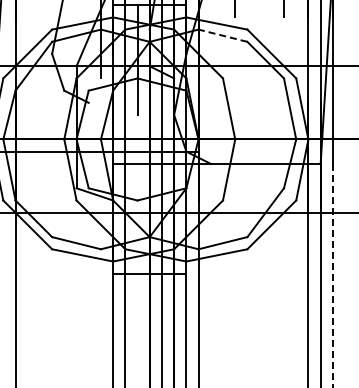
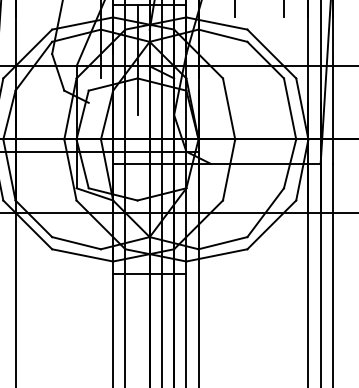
line: dashed -> solid (222, 35)
line: dashed -> solid (332, 275)
